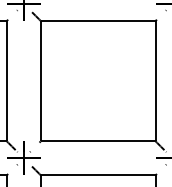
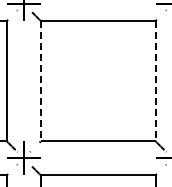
line: solid -> dashed (40, 81)
line: solid -> dashed (155, 81)
